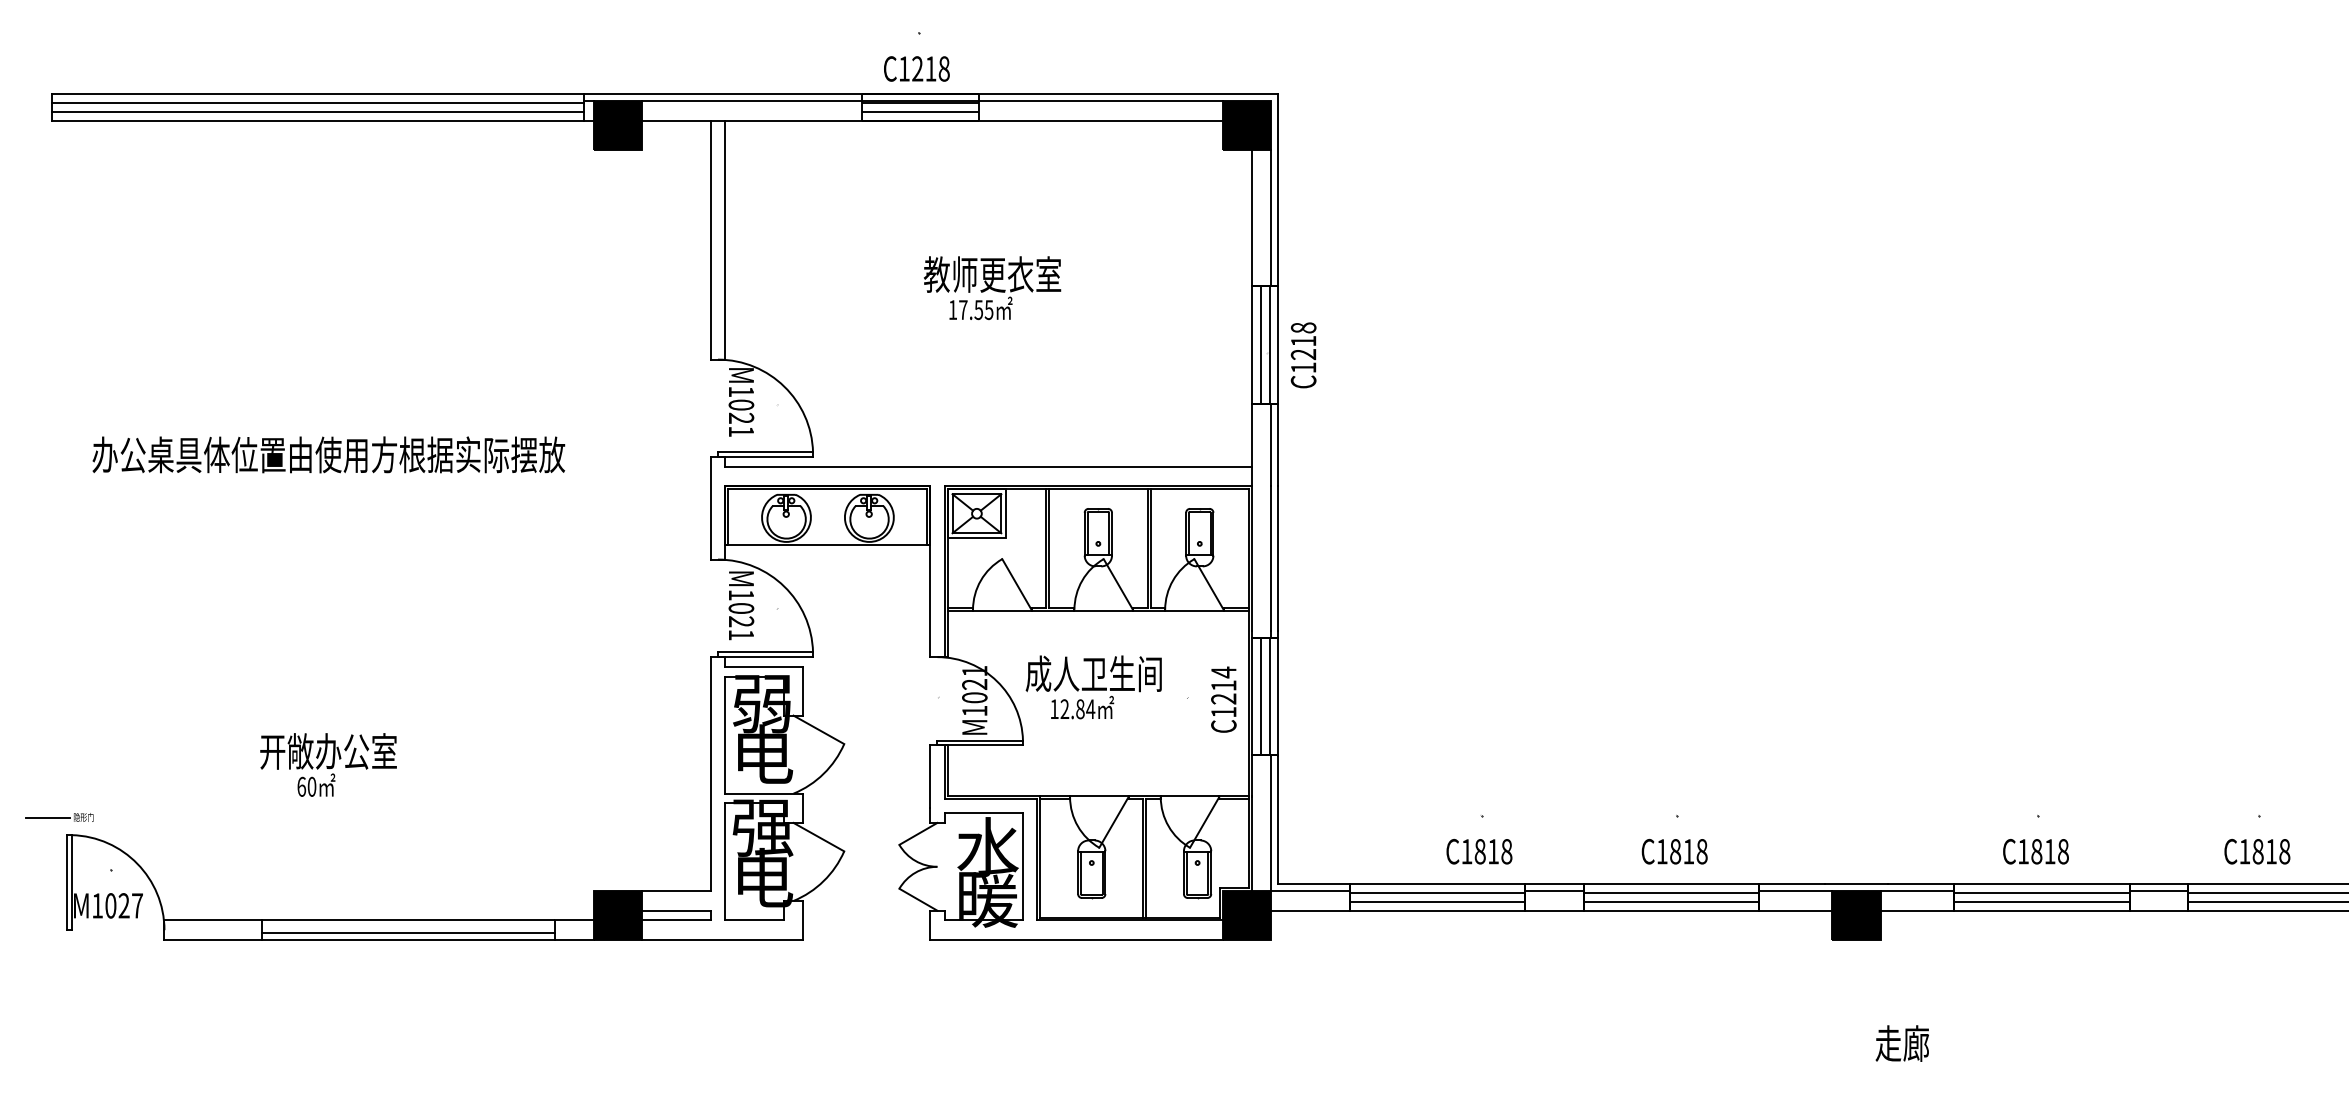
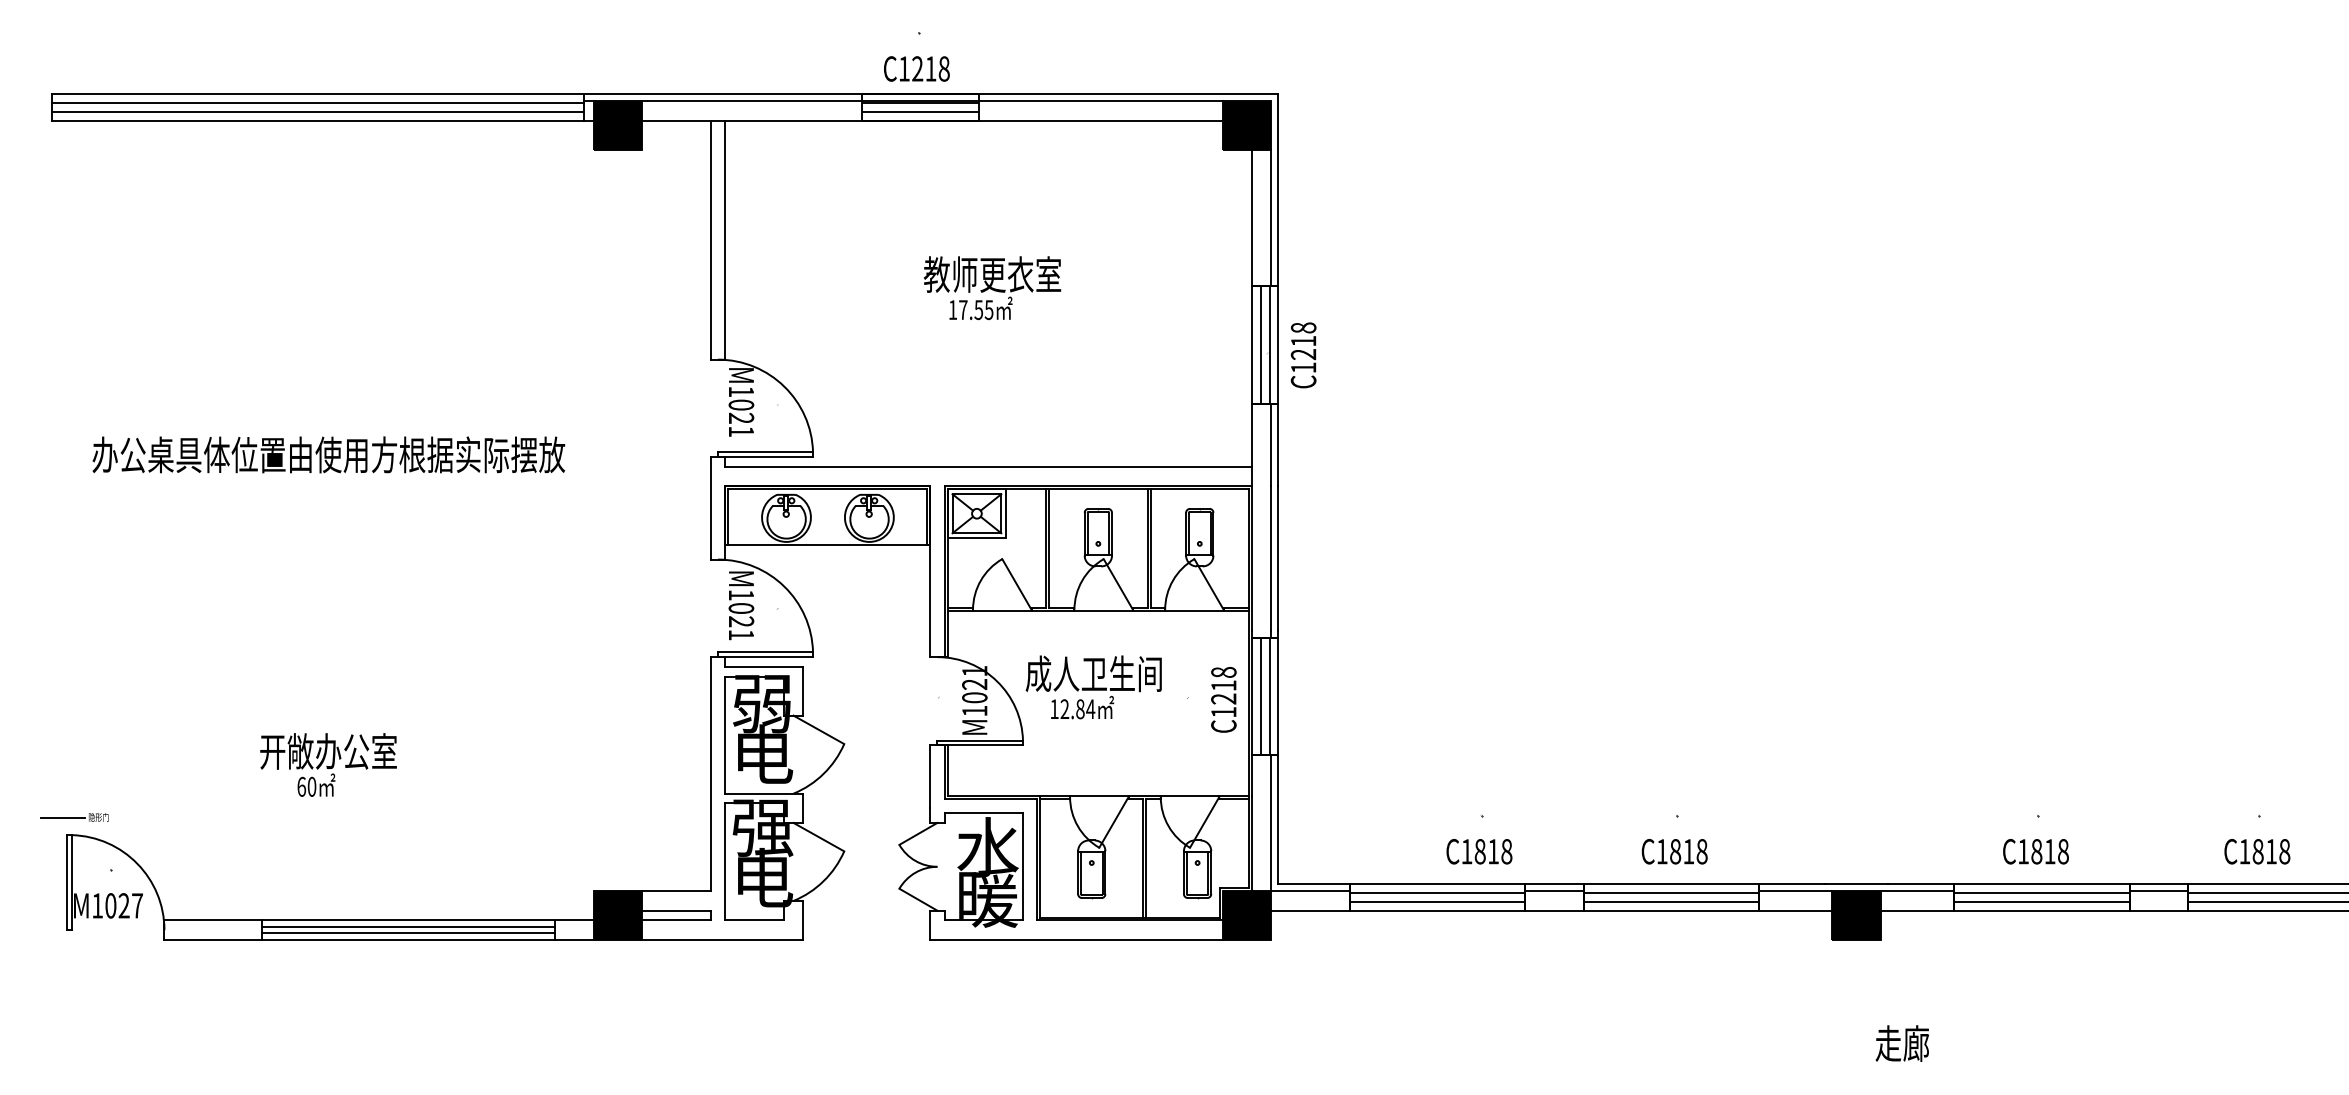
text: C1214 -> C1218 (1223, 672)
part position: (59, 817) -> (74, 817) (74, 817)
line: none -> present (408, 927)
